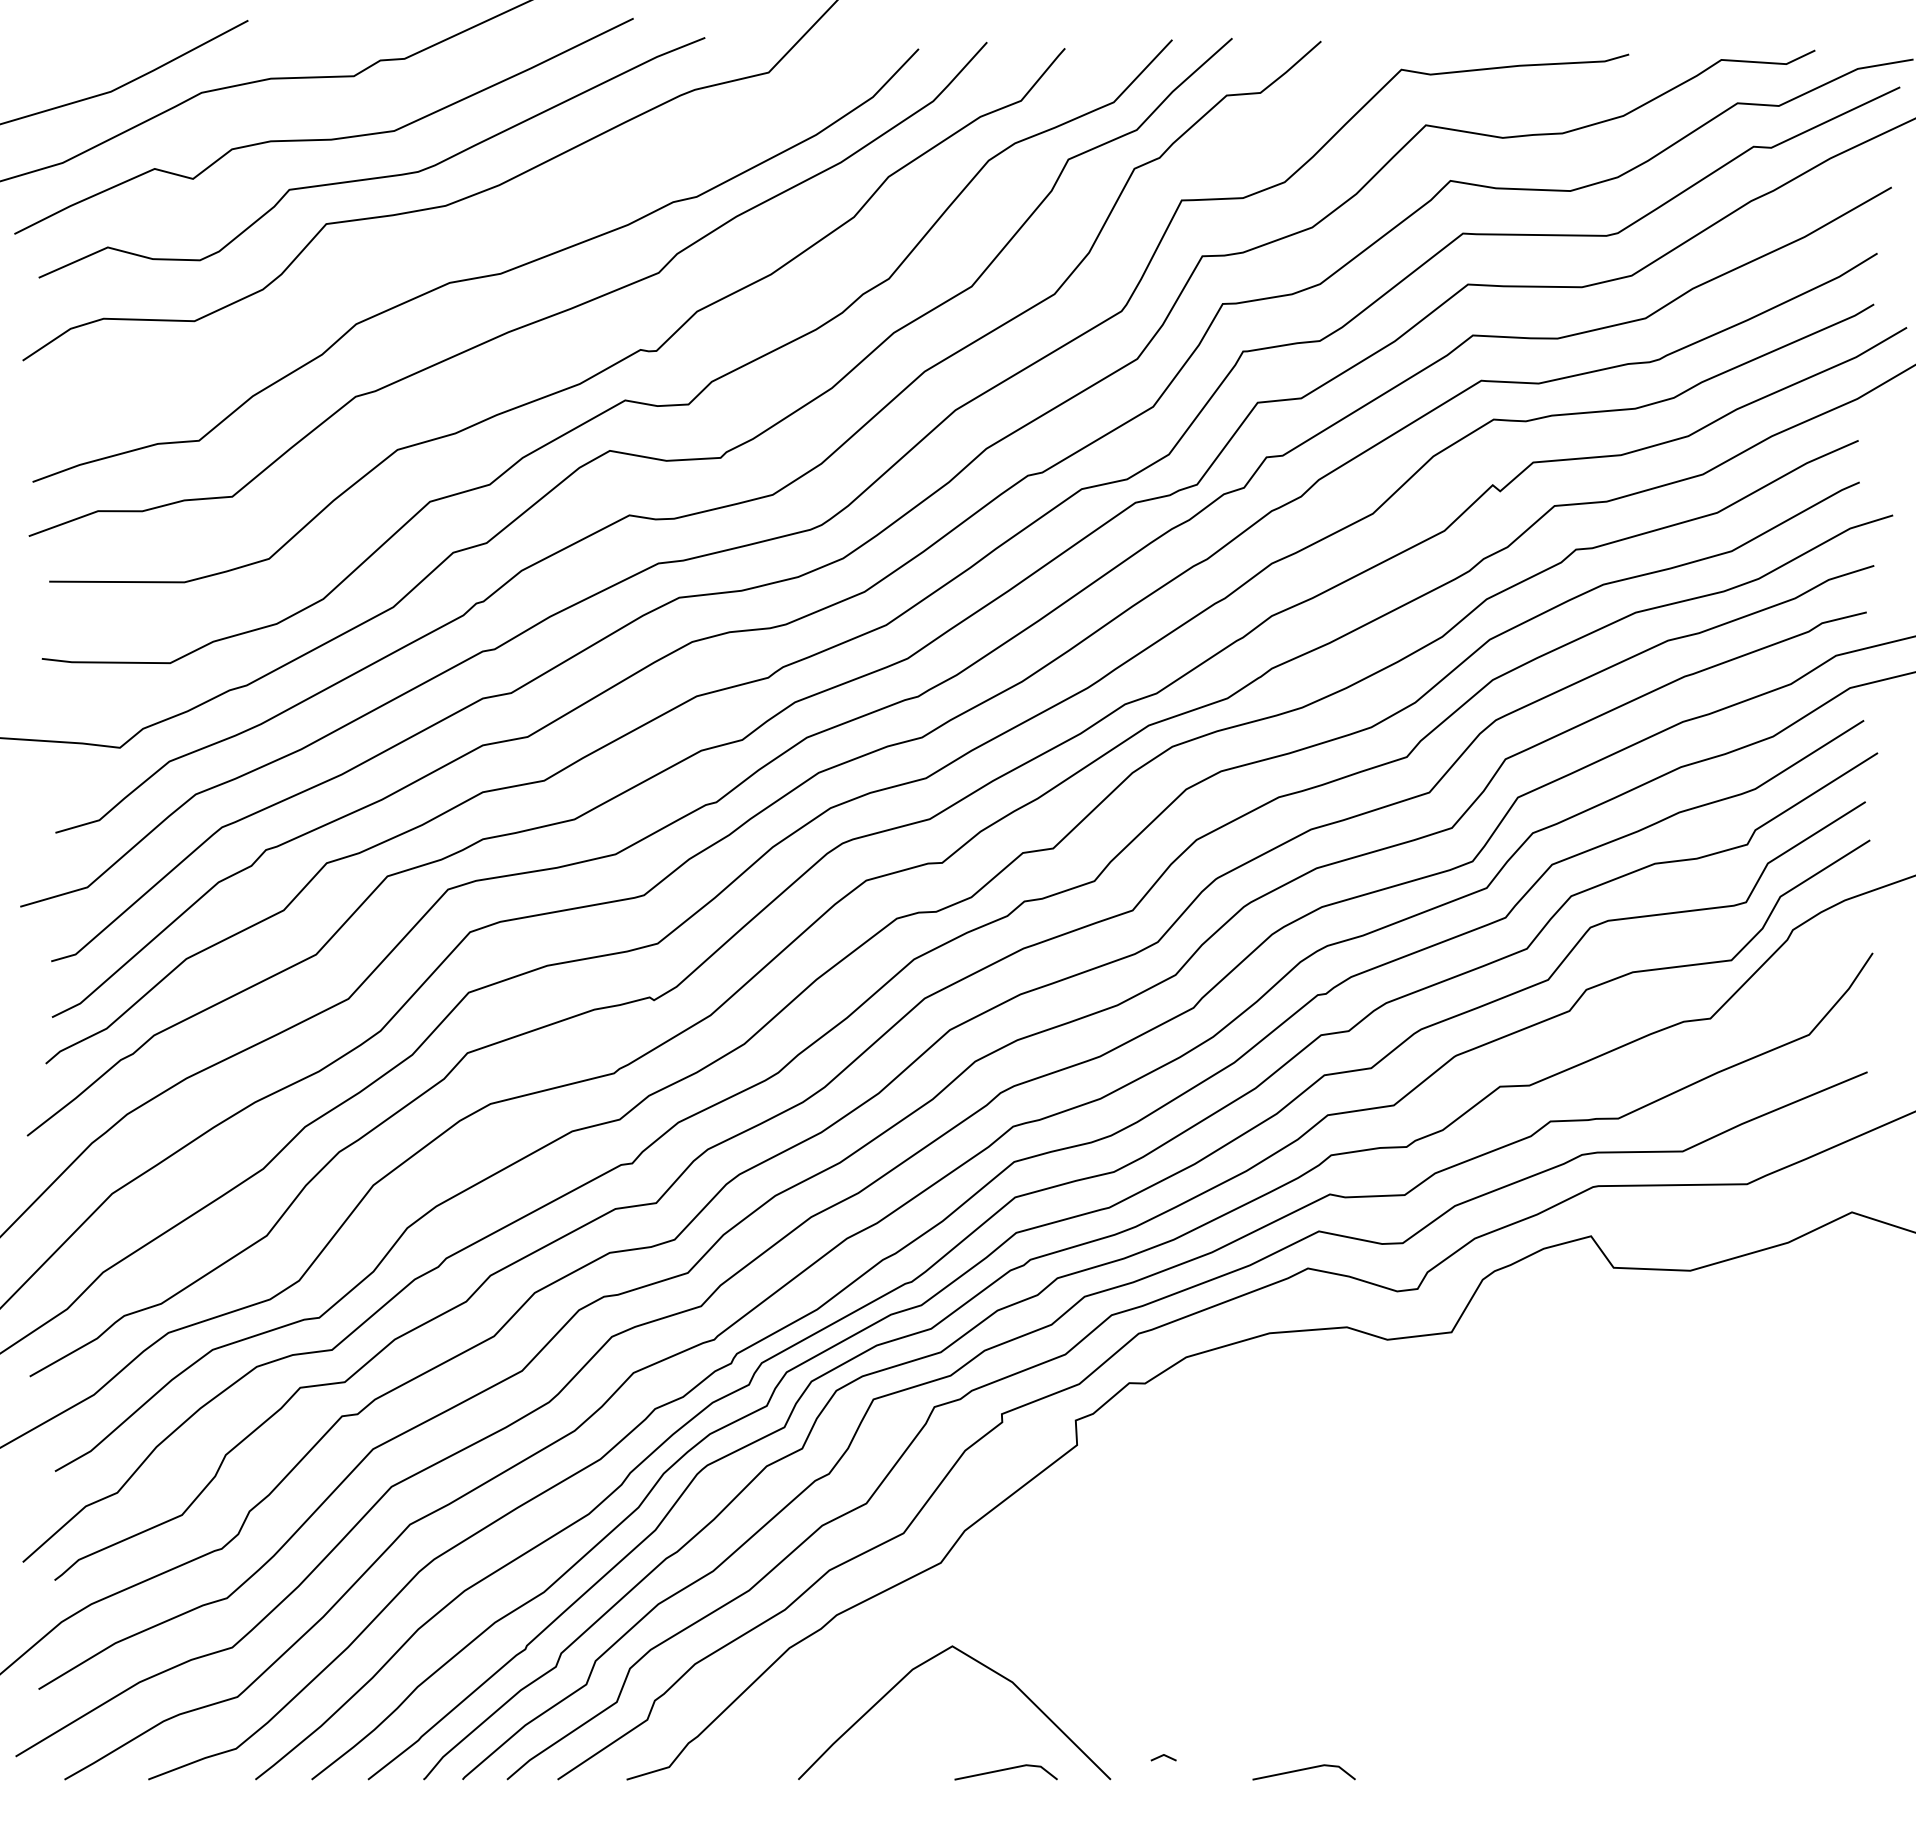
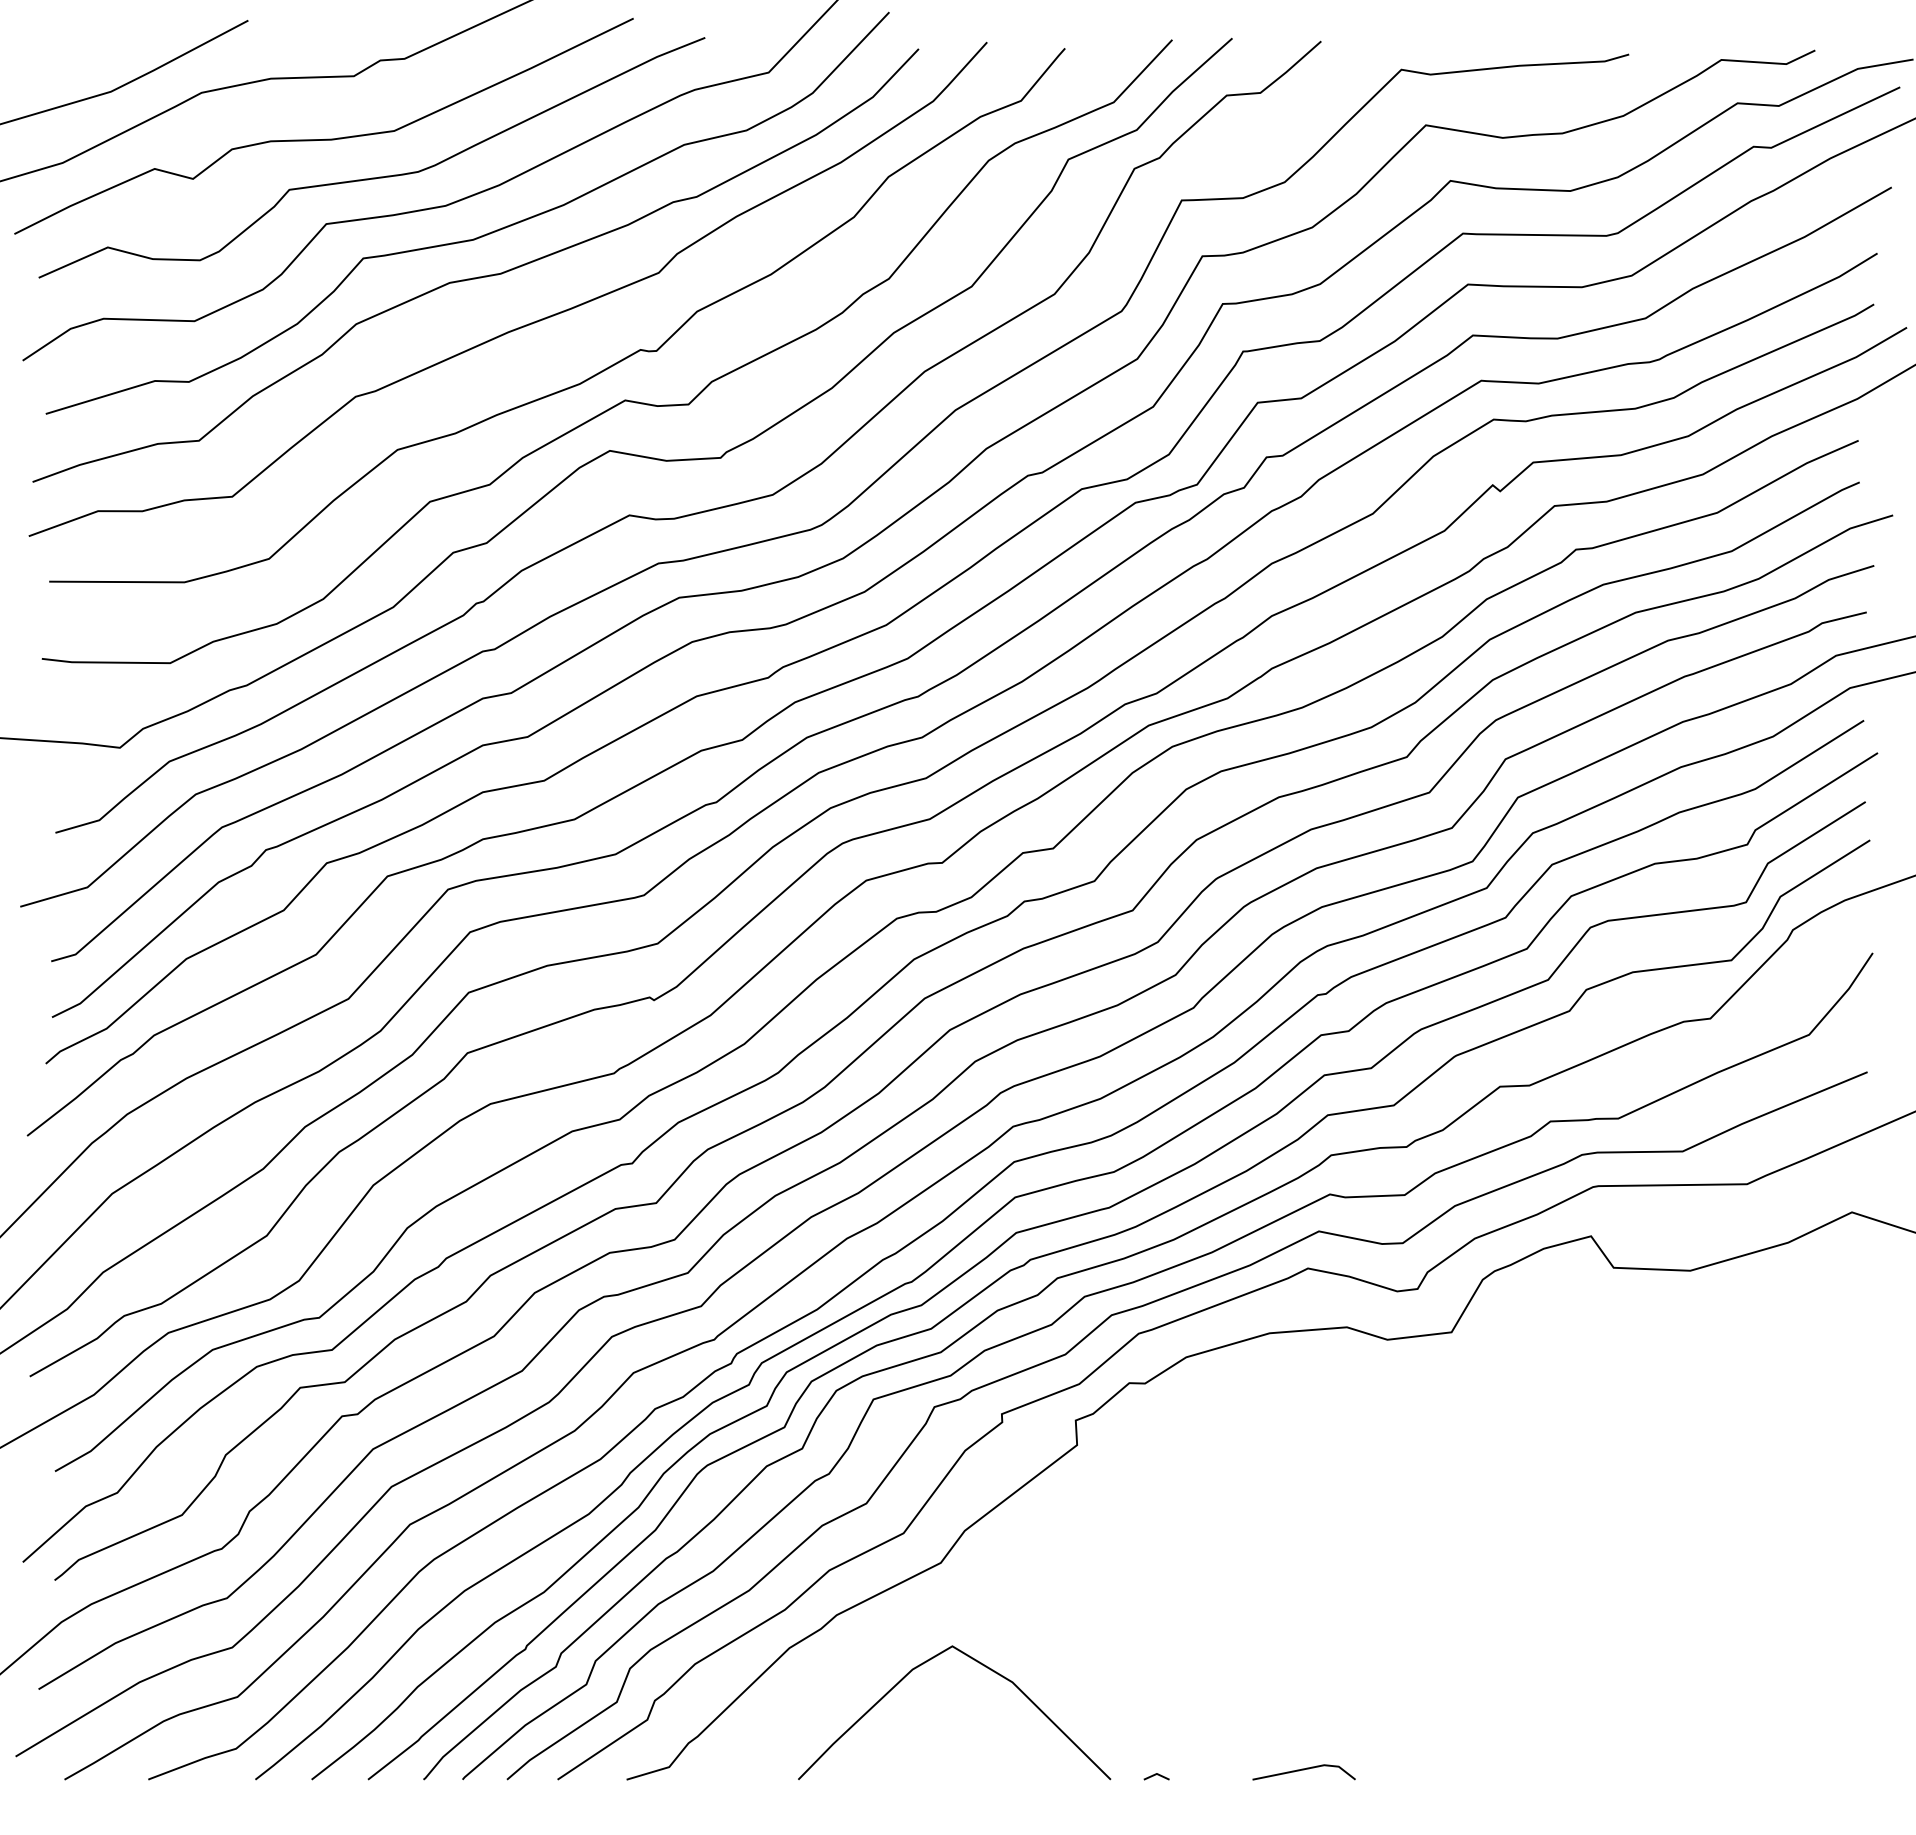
curve: none -> present (478, 236)
line position: (1163, 1756) -> (1156, 1775) (1156, 1775)
line: present -> none (1005, 1770)
